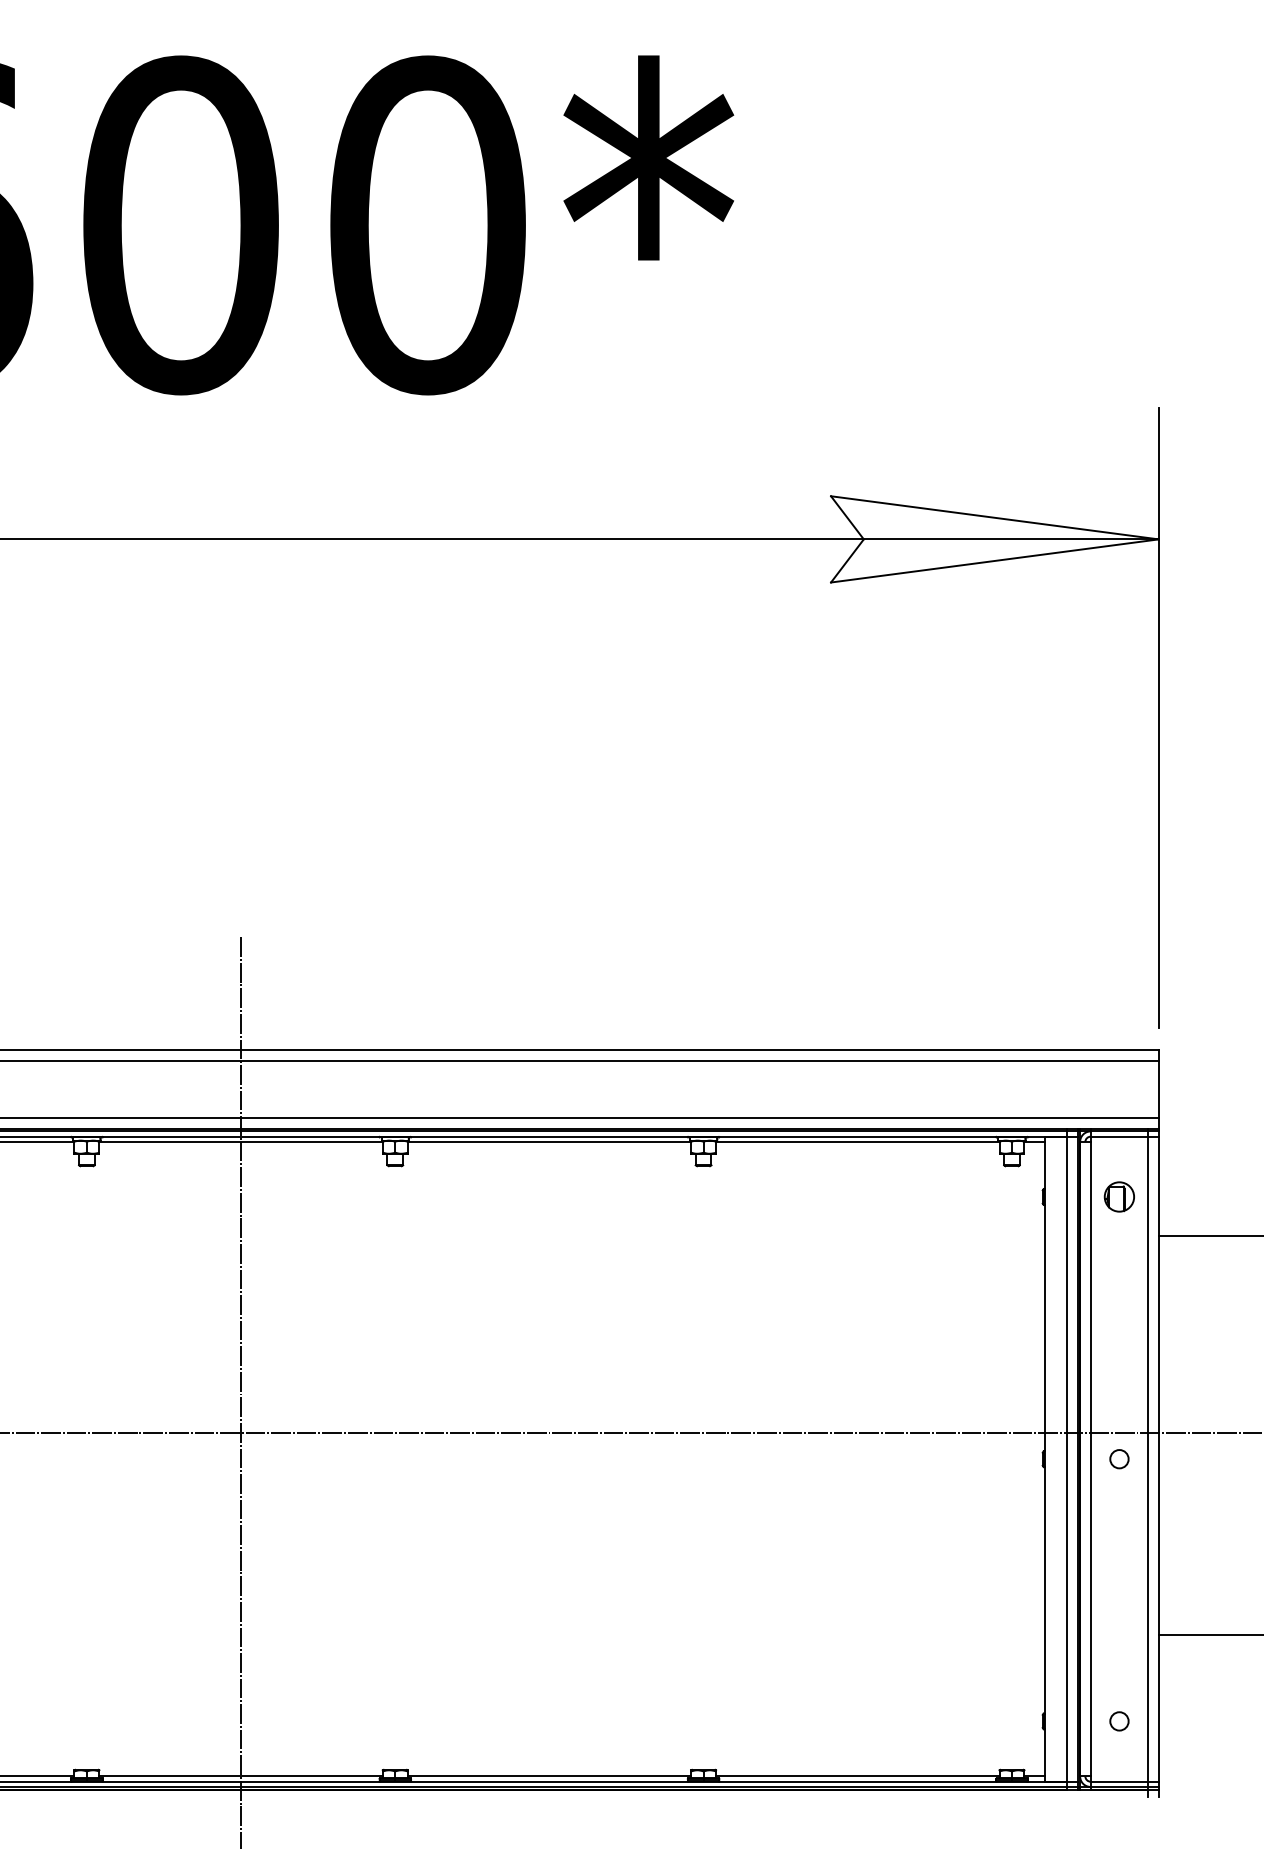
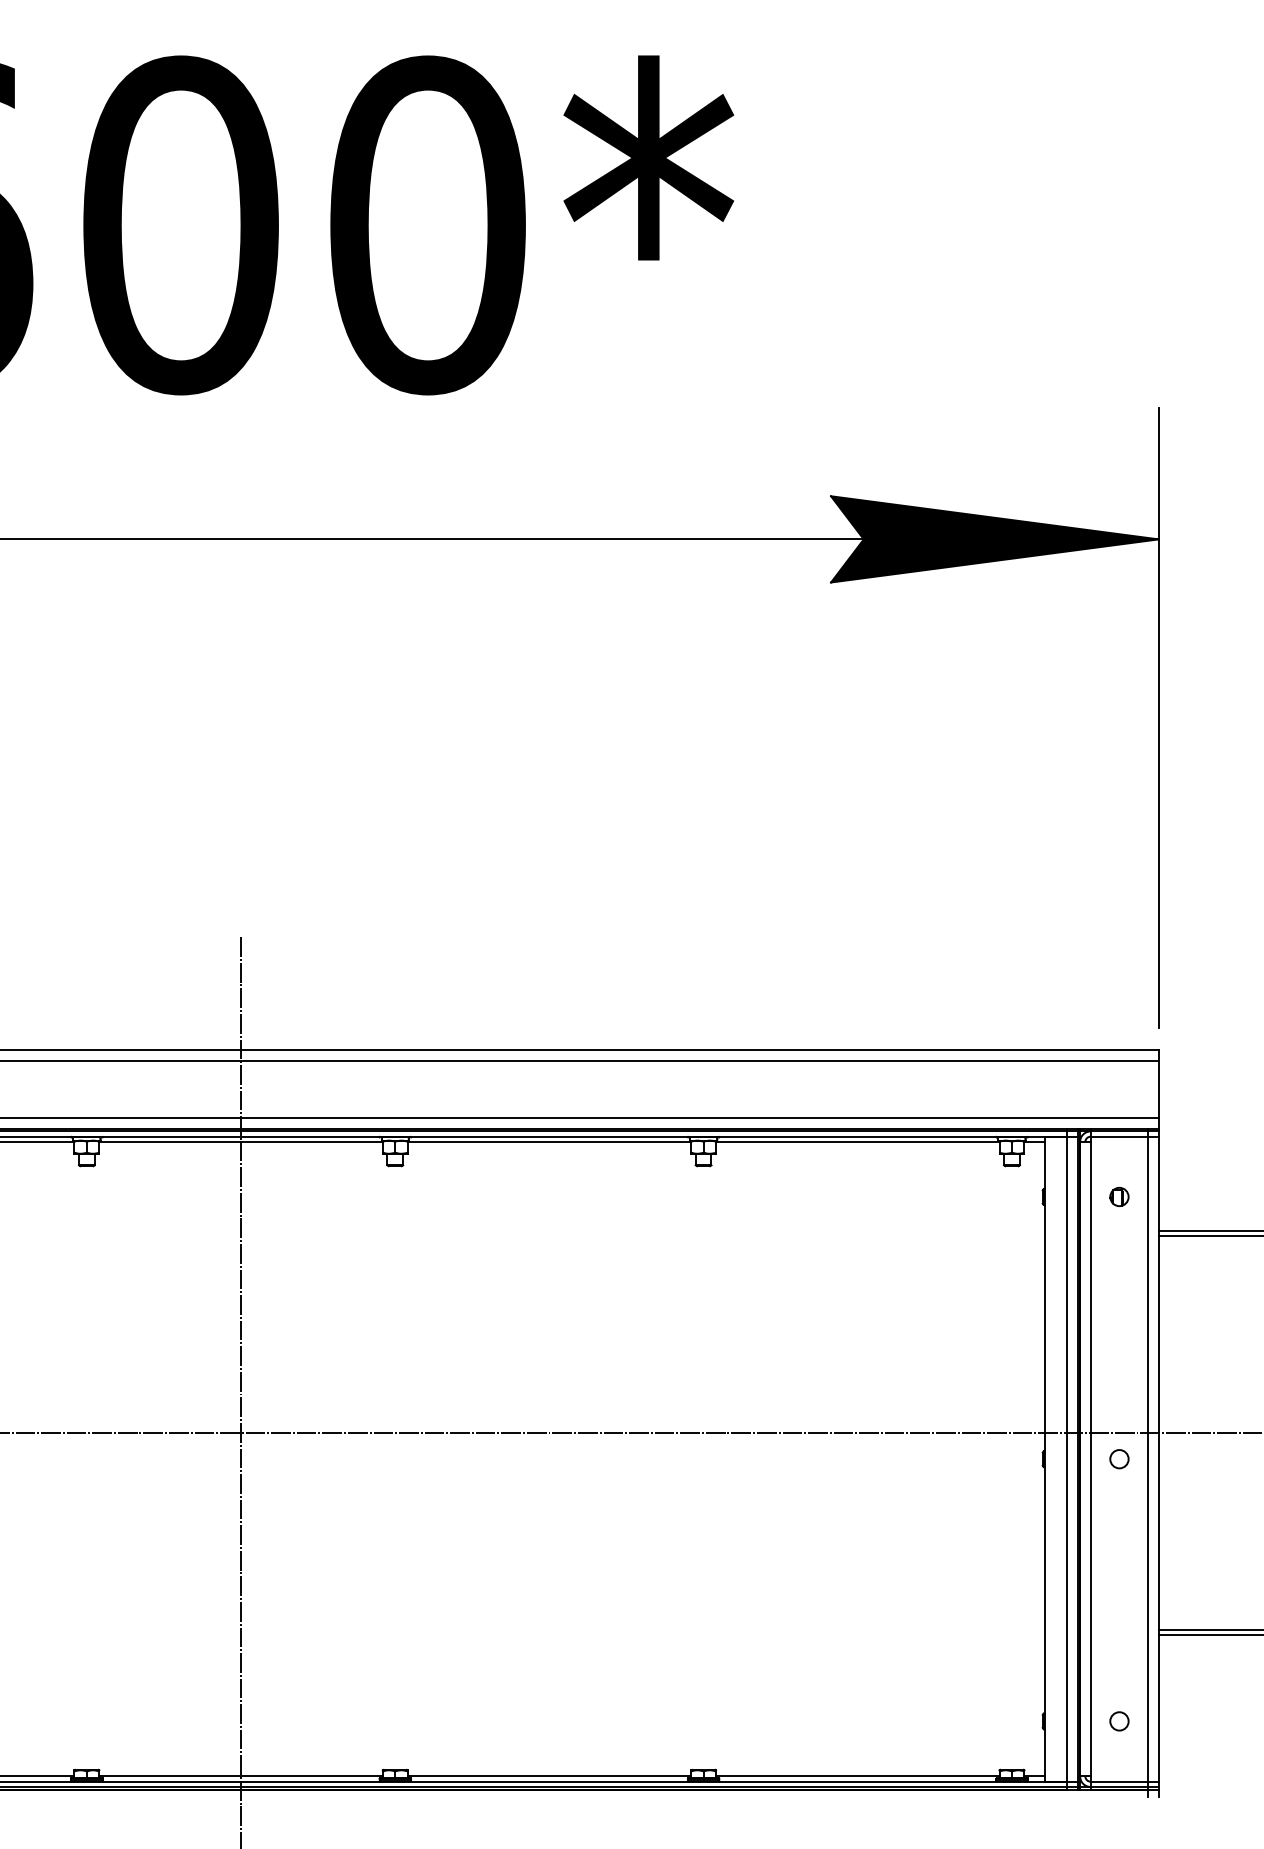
fill: none -> present (994, 539)
part size: 32x32 px -> 21x22 px (1119, 1196)
line: none -> present (1209, 1231)
line: none -> present (1209, 1629)
